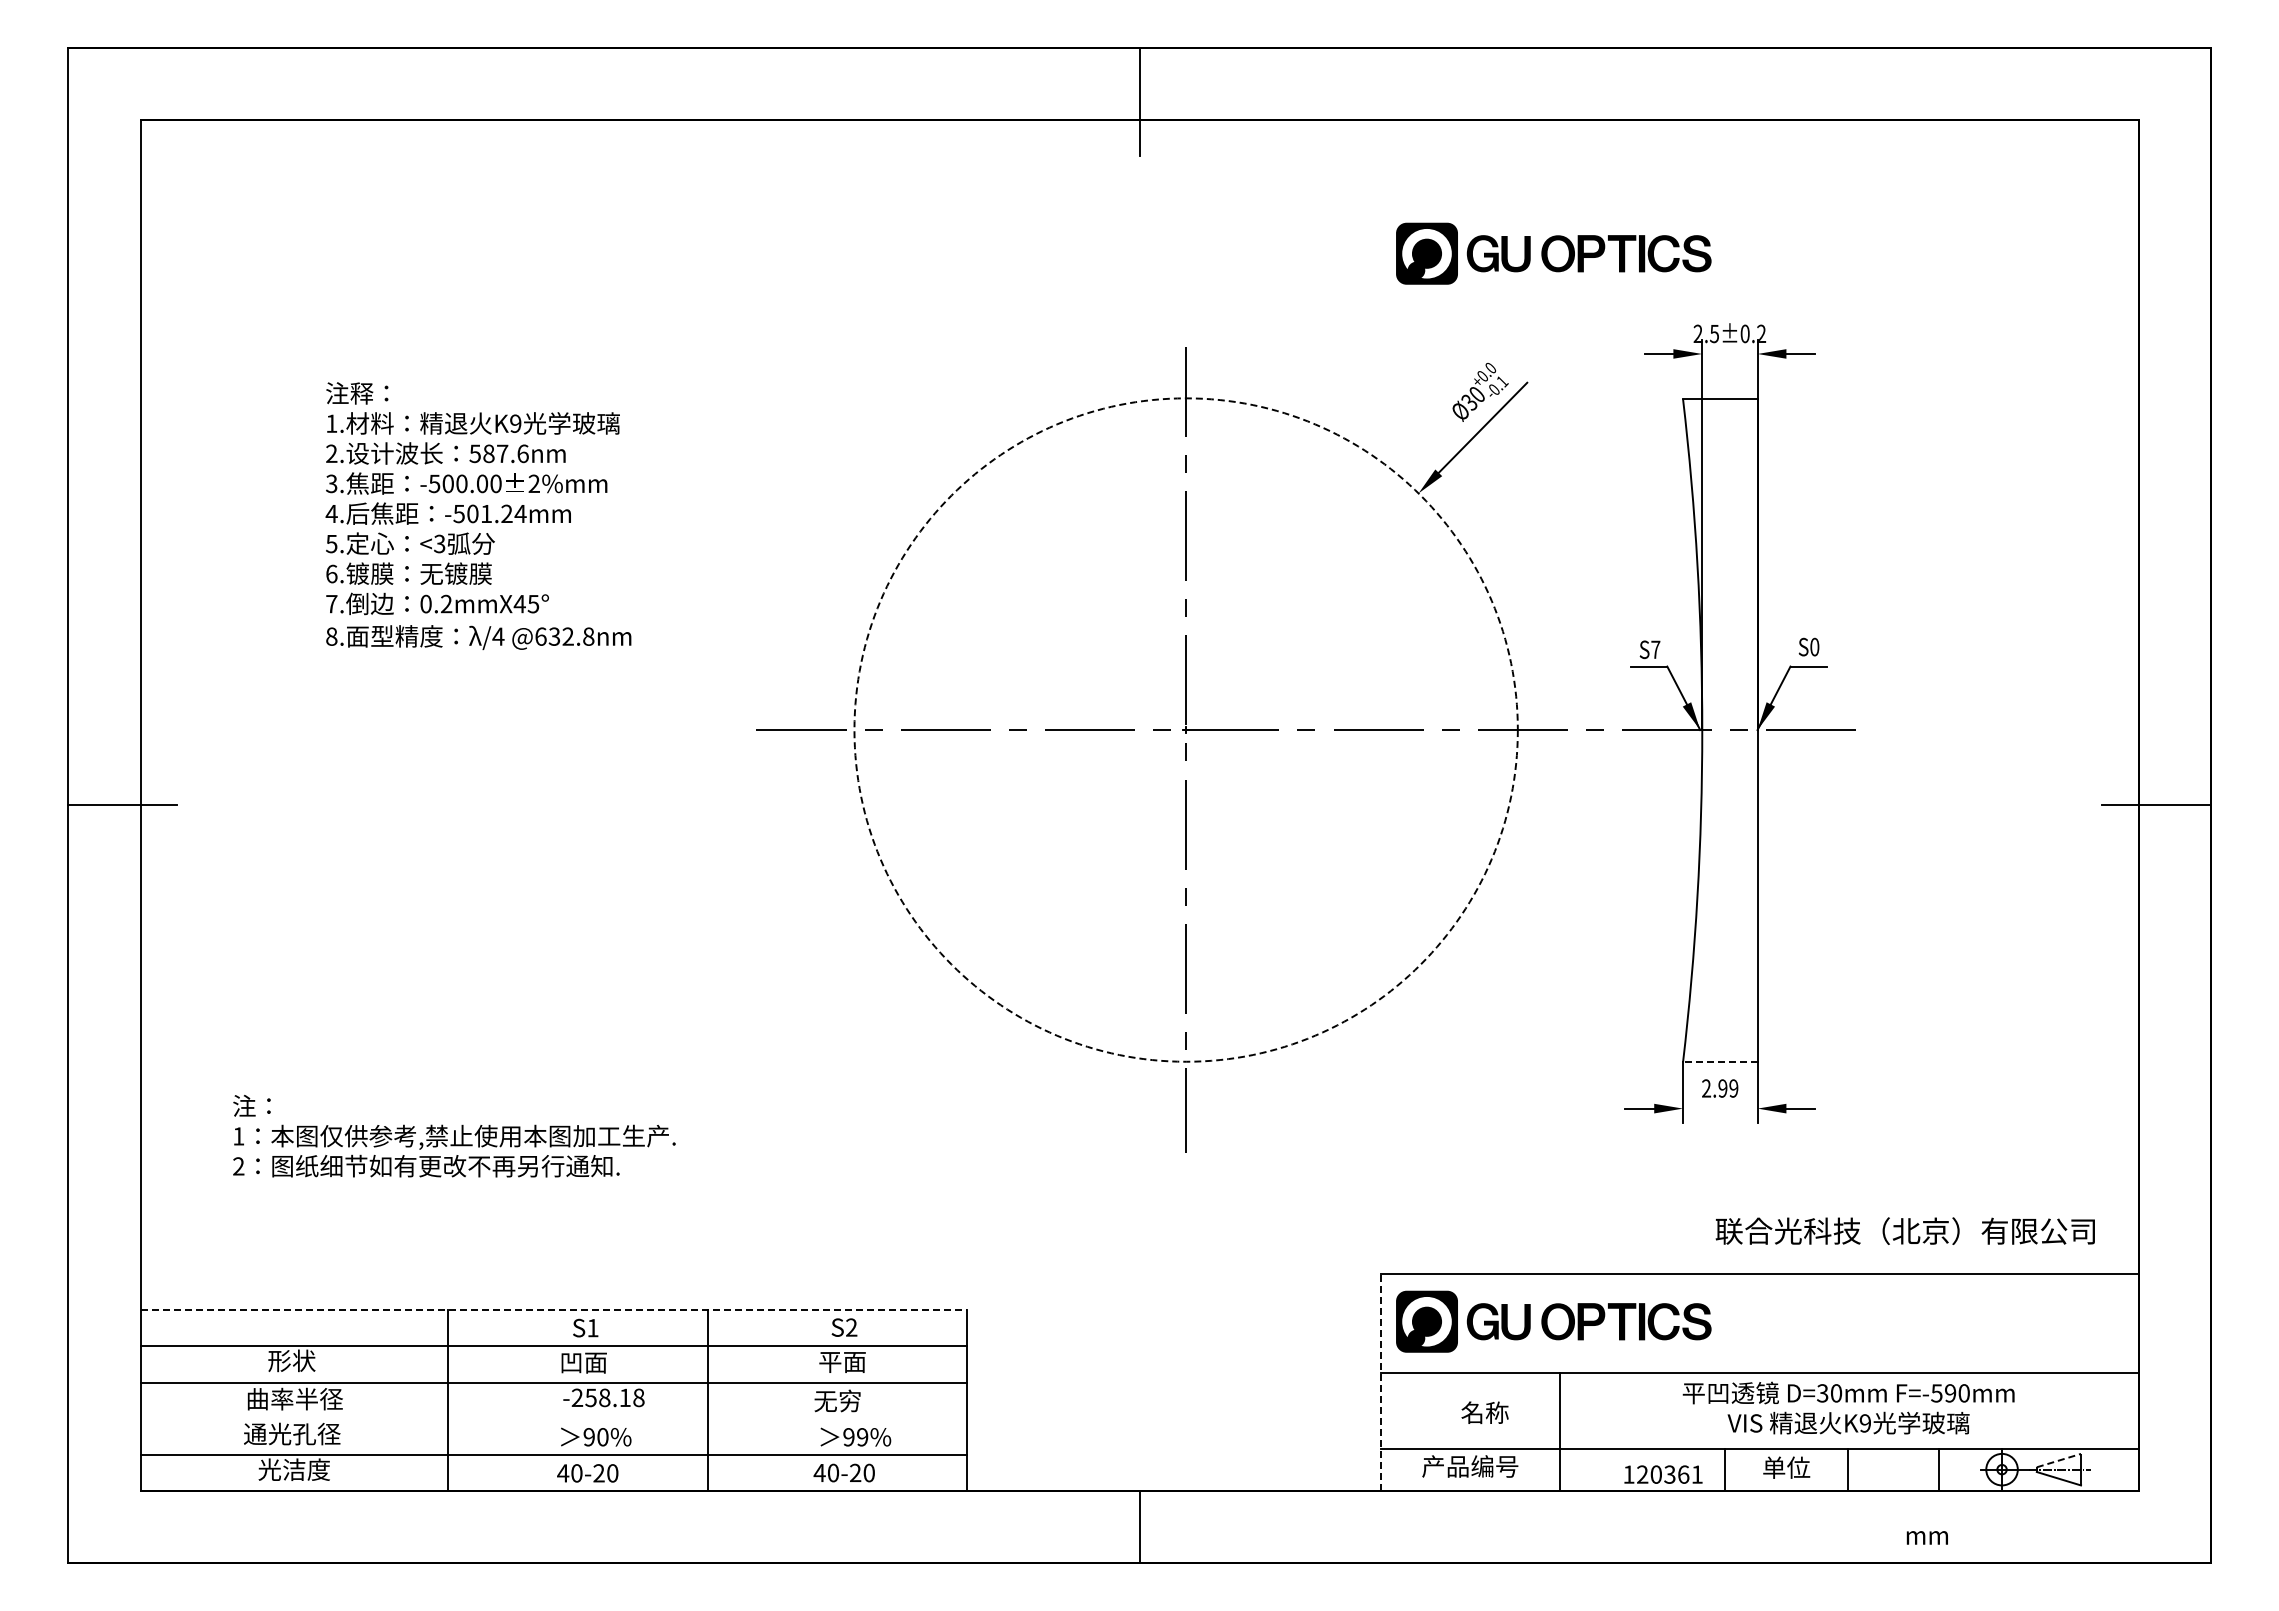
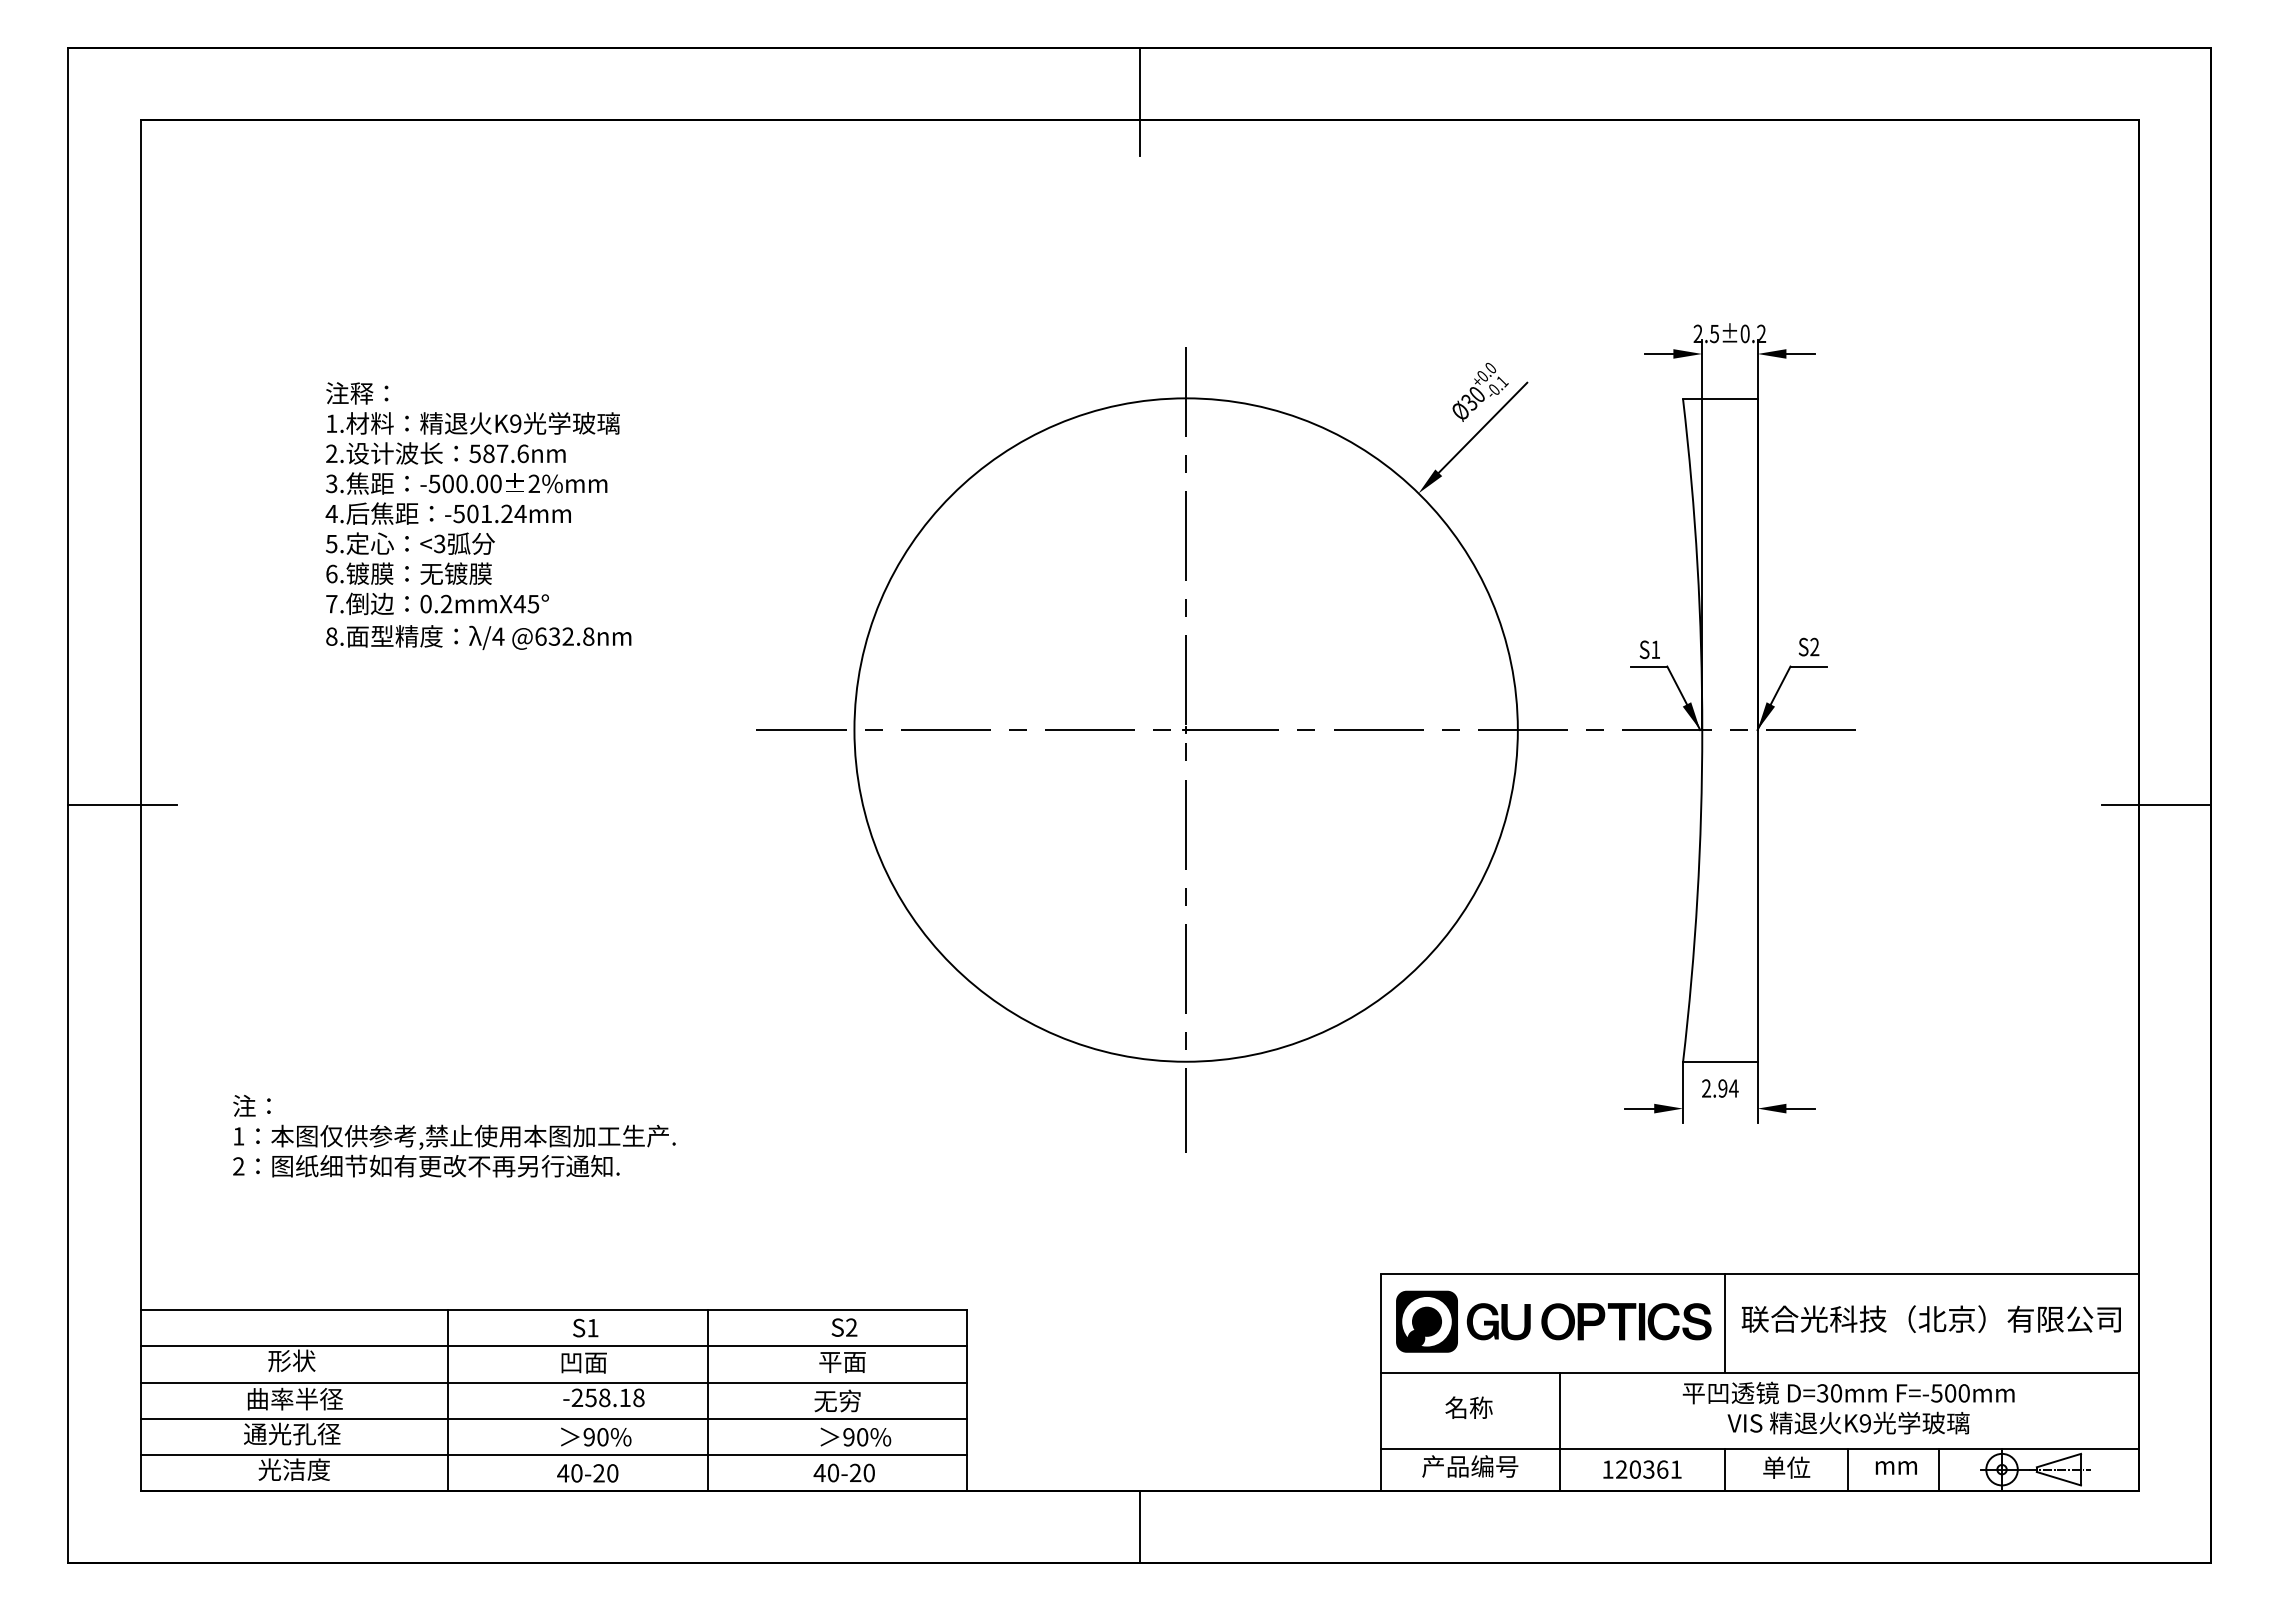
part: present -> none (1553, 253)
text: S0 -> S2 (1814, 647)
text: S7 -> S1 (1655, 649)
circle: dashed -> solid (1185, 729)
line: dashed -> solid (1719, 1062)
text: 2.99 -> 2.94 (1733, 1088)
text position: (1904, 1230) -> (1930, 1318) (1930, 1318)
line: dashed -> solid (554, 1310)
line: none -> present (1724, 1323)
line: dashed -> solid (1381, 1382)
text: F=-590mm -> F=-500mm (1950, 1393)
text position: (1484, 1412) -> (1468, 1407) (1468, 1407)
line: none -> present (553, 1418)
text: 99% -> 90% (862, 1437)
line: dashed -> solid (2059, 1460)
text position: (1663, 1474) -> (1642, 1469) (1642, 1469)
text position: (1926, 1537) -> (1895, 1467) (1895, 1467)
